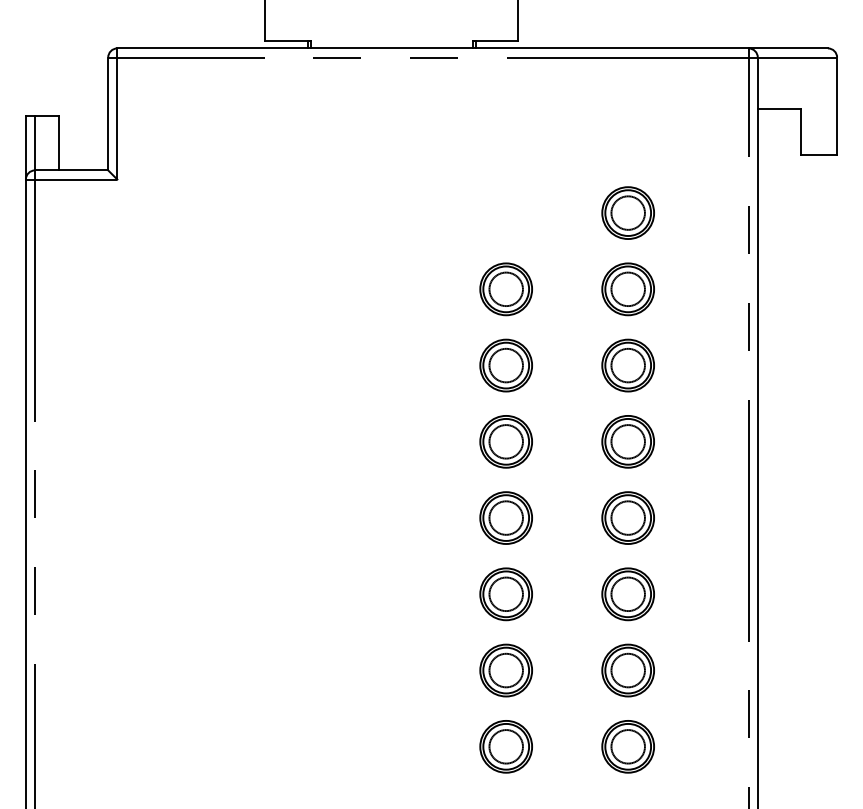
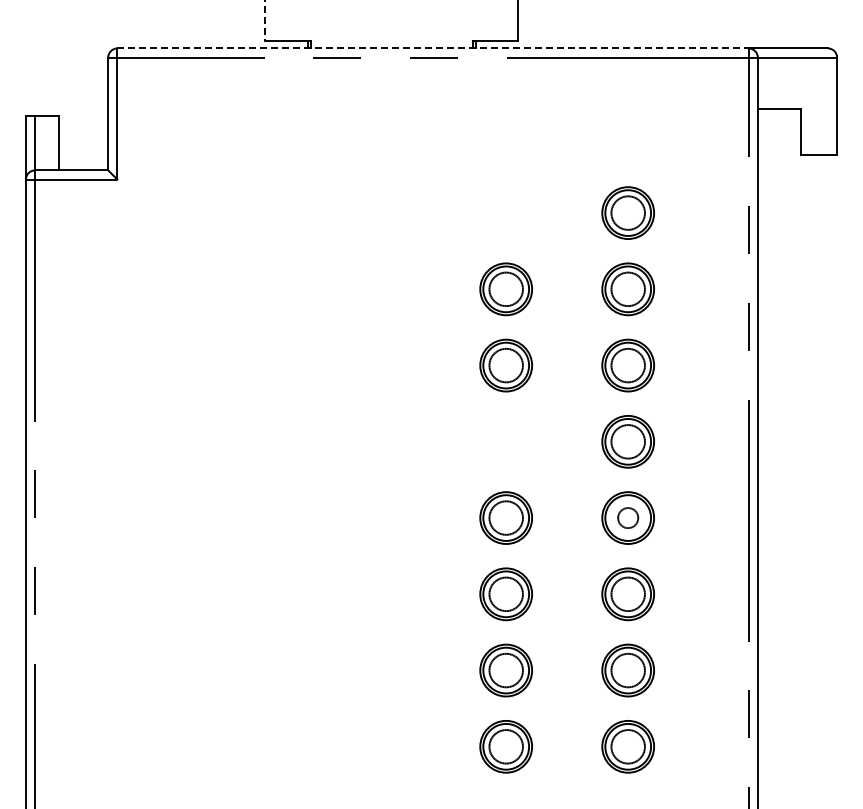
line: solid -> dashed (265, 20)
line: solid -> dashed (433, 48)
part: present -> none (505, 441)
circle diameter: 34 px -> 20 px (628, 518)
